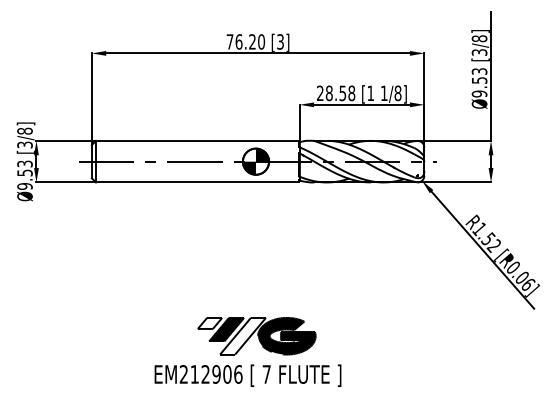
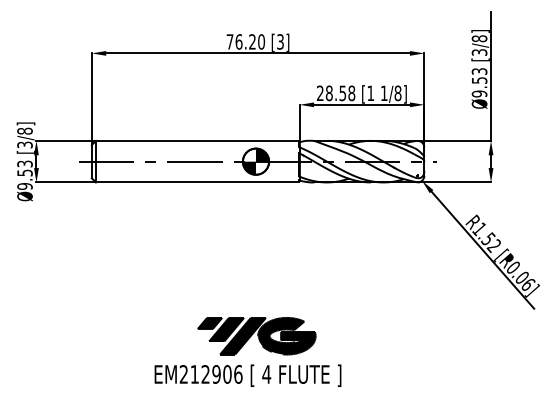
fill: none -> present (209, 322)
fill: none -> present (242, 335)
text: 7 -> 4 (266, 374)
